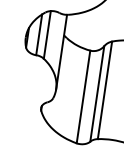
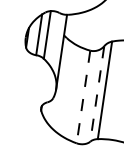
line: solid -> dashed (97, 94)
line: solid -> dashed (83, 97)
